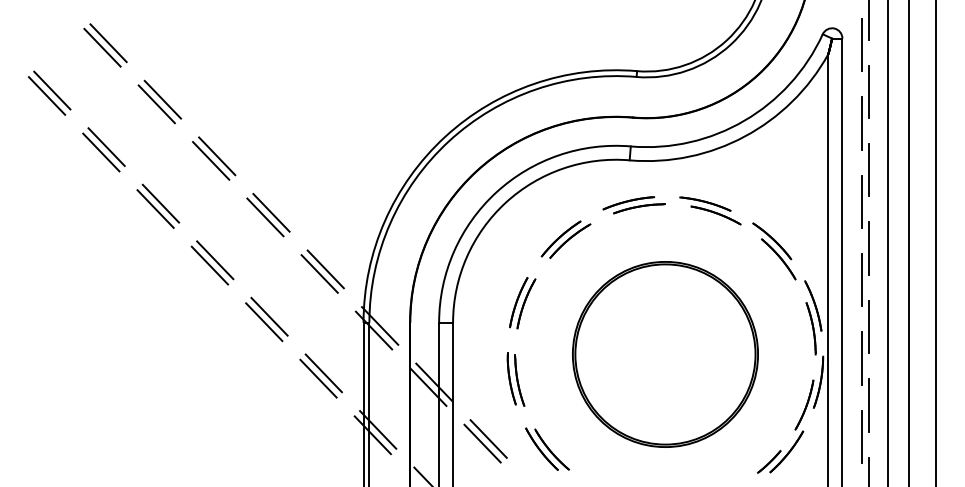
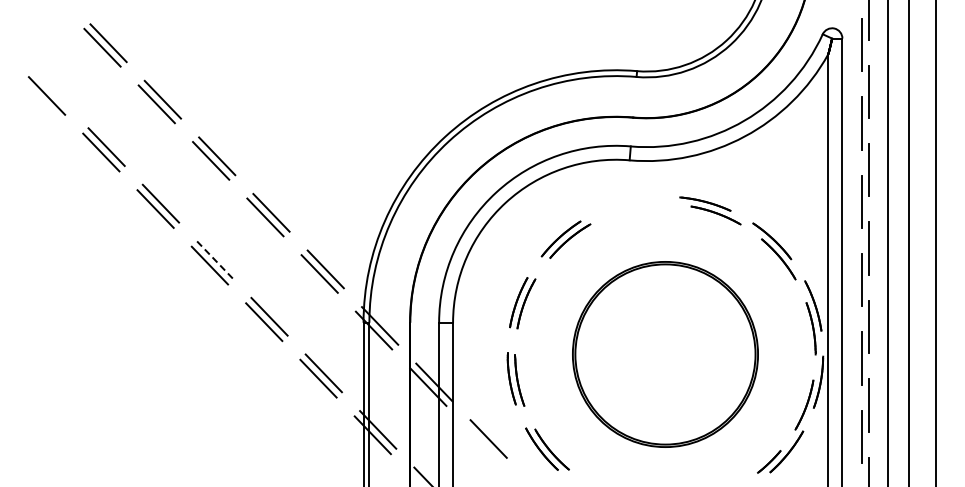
line: present -> none (52, 90)
part: present -> none (633, 205)
line: solid -> dashed (215, 260)
line: present -> none (482, 443)
